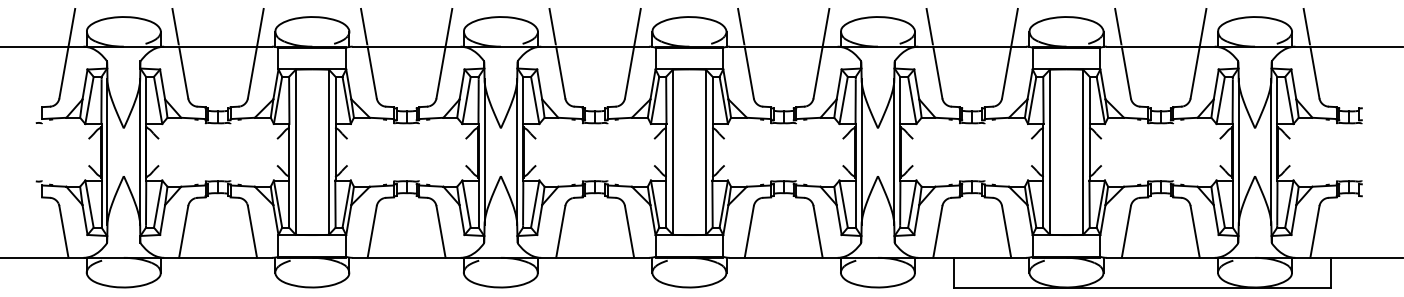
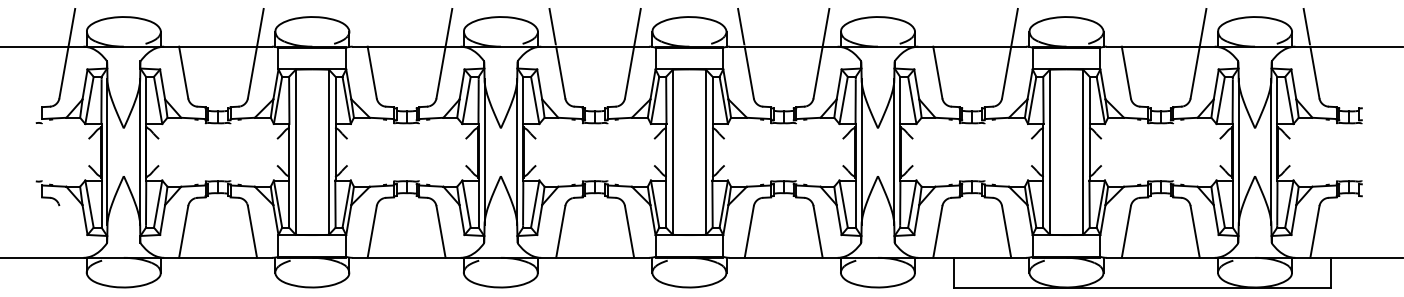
line: present -> none (175, 26)
line: present -> none (364, 26)
line: present -> none (929, 26)
line: present -> none (1118, 26)
line: present -> none (63, 231)
